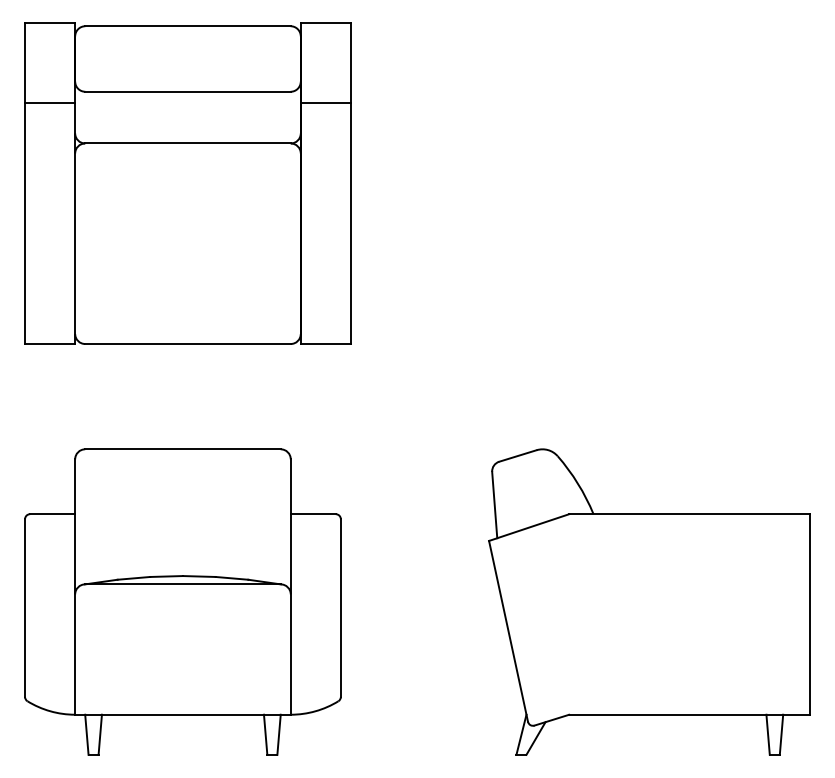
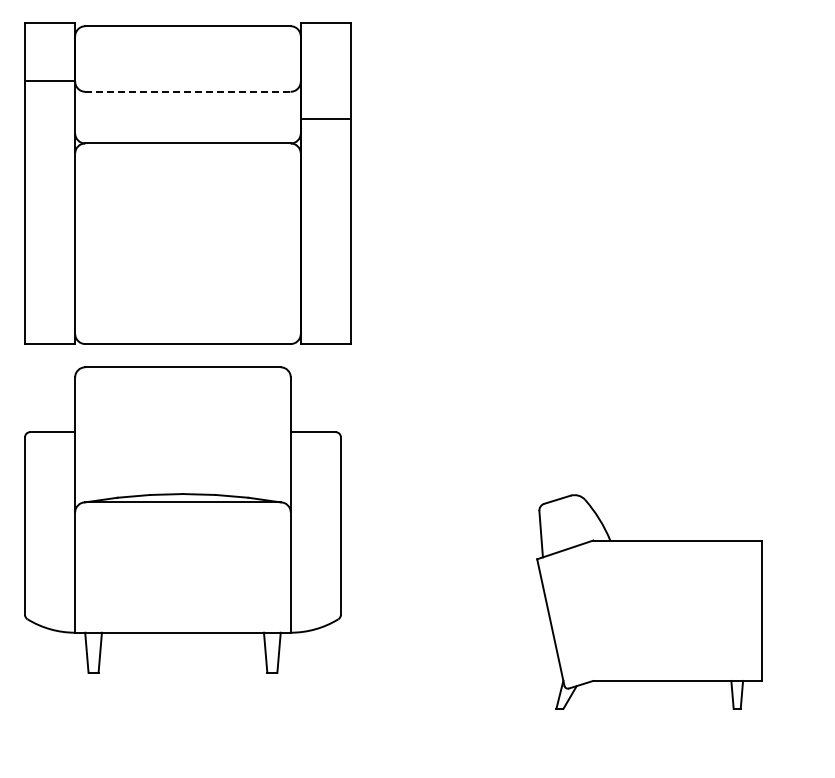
line: solid -> dashed (187, 91)
line position: (50, 103) -> (50, 81) (50, 81)
line position: (325, 103) -> (325, 119) (325, 119)
part position: (182, 601) -> (182, 519) (182, 519)
part size: 323x308 px -> 227x216 px (649, 601)
